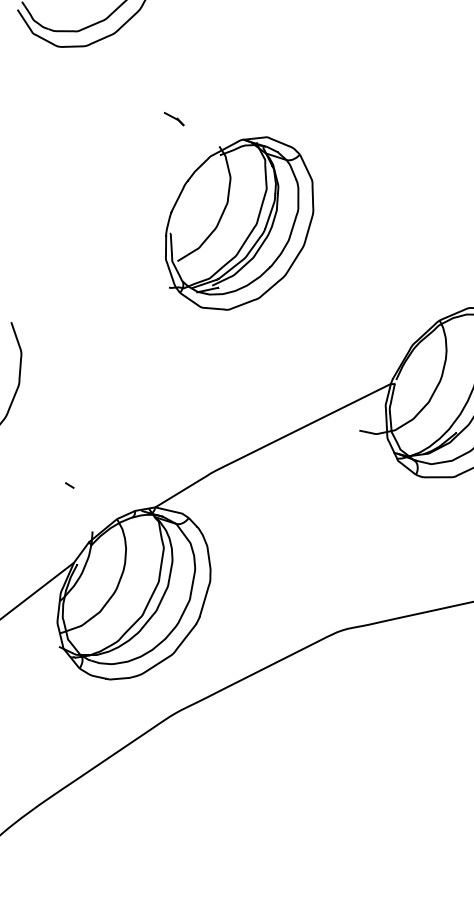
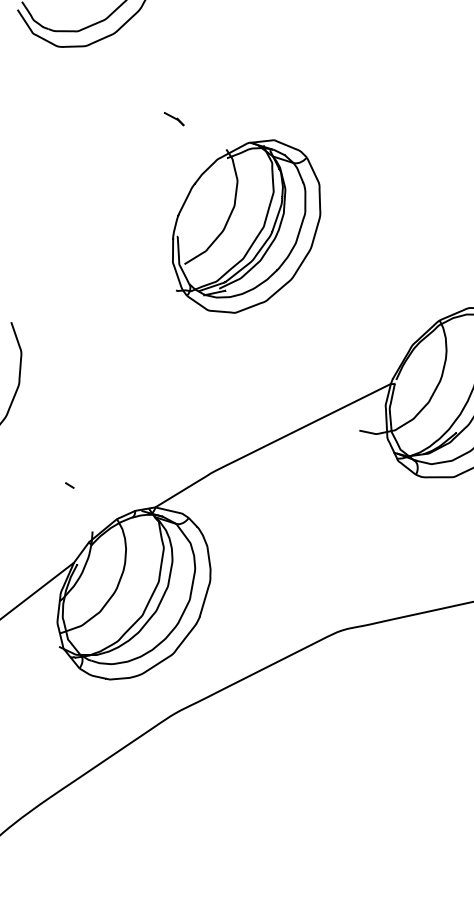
part position: (239, 223) -> (246, 226) (246, 226)
